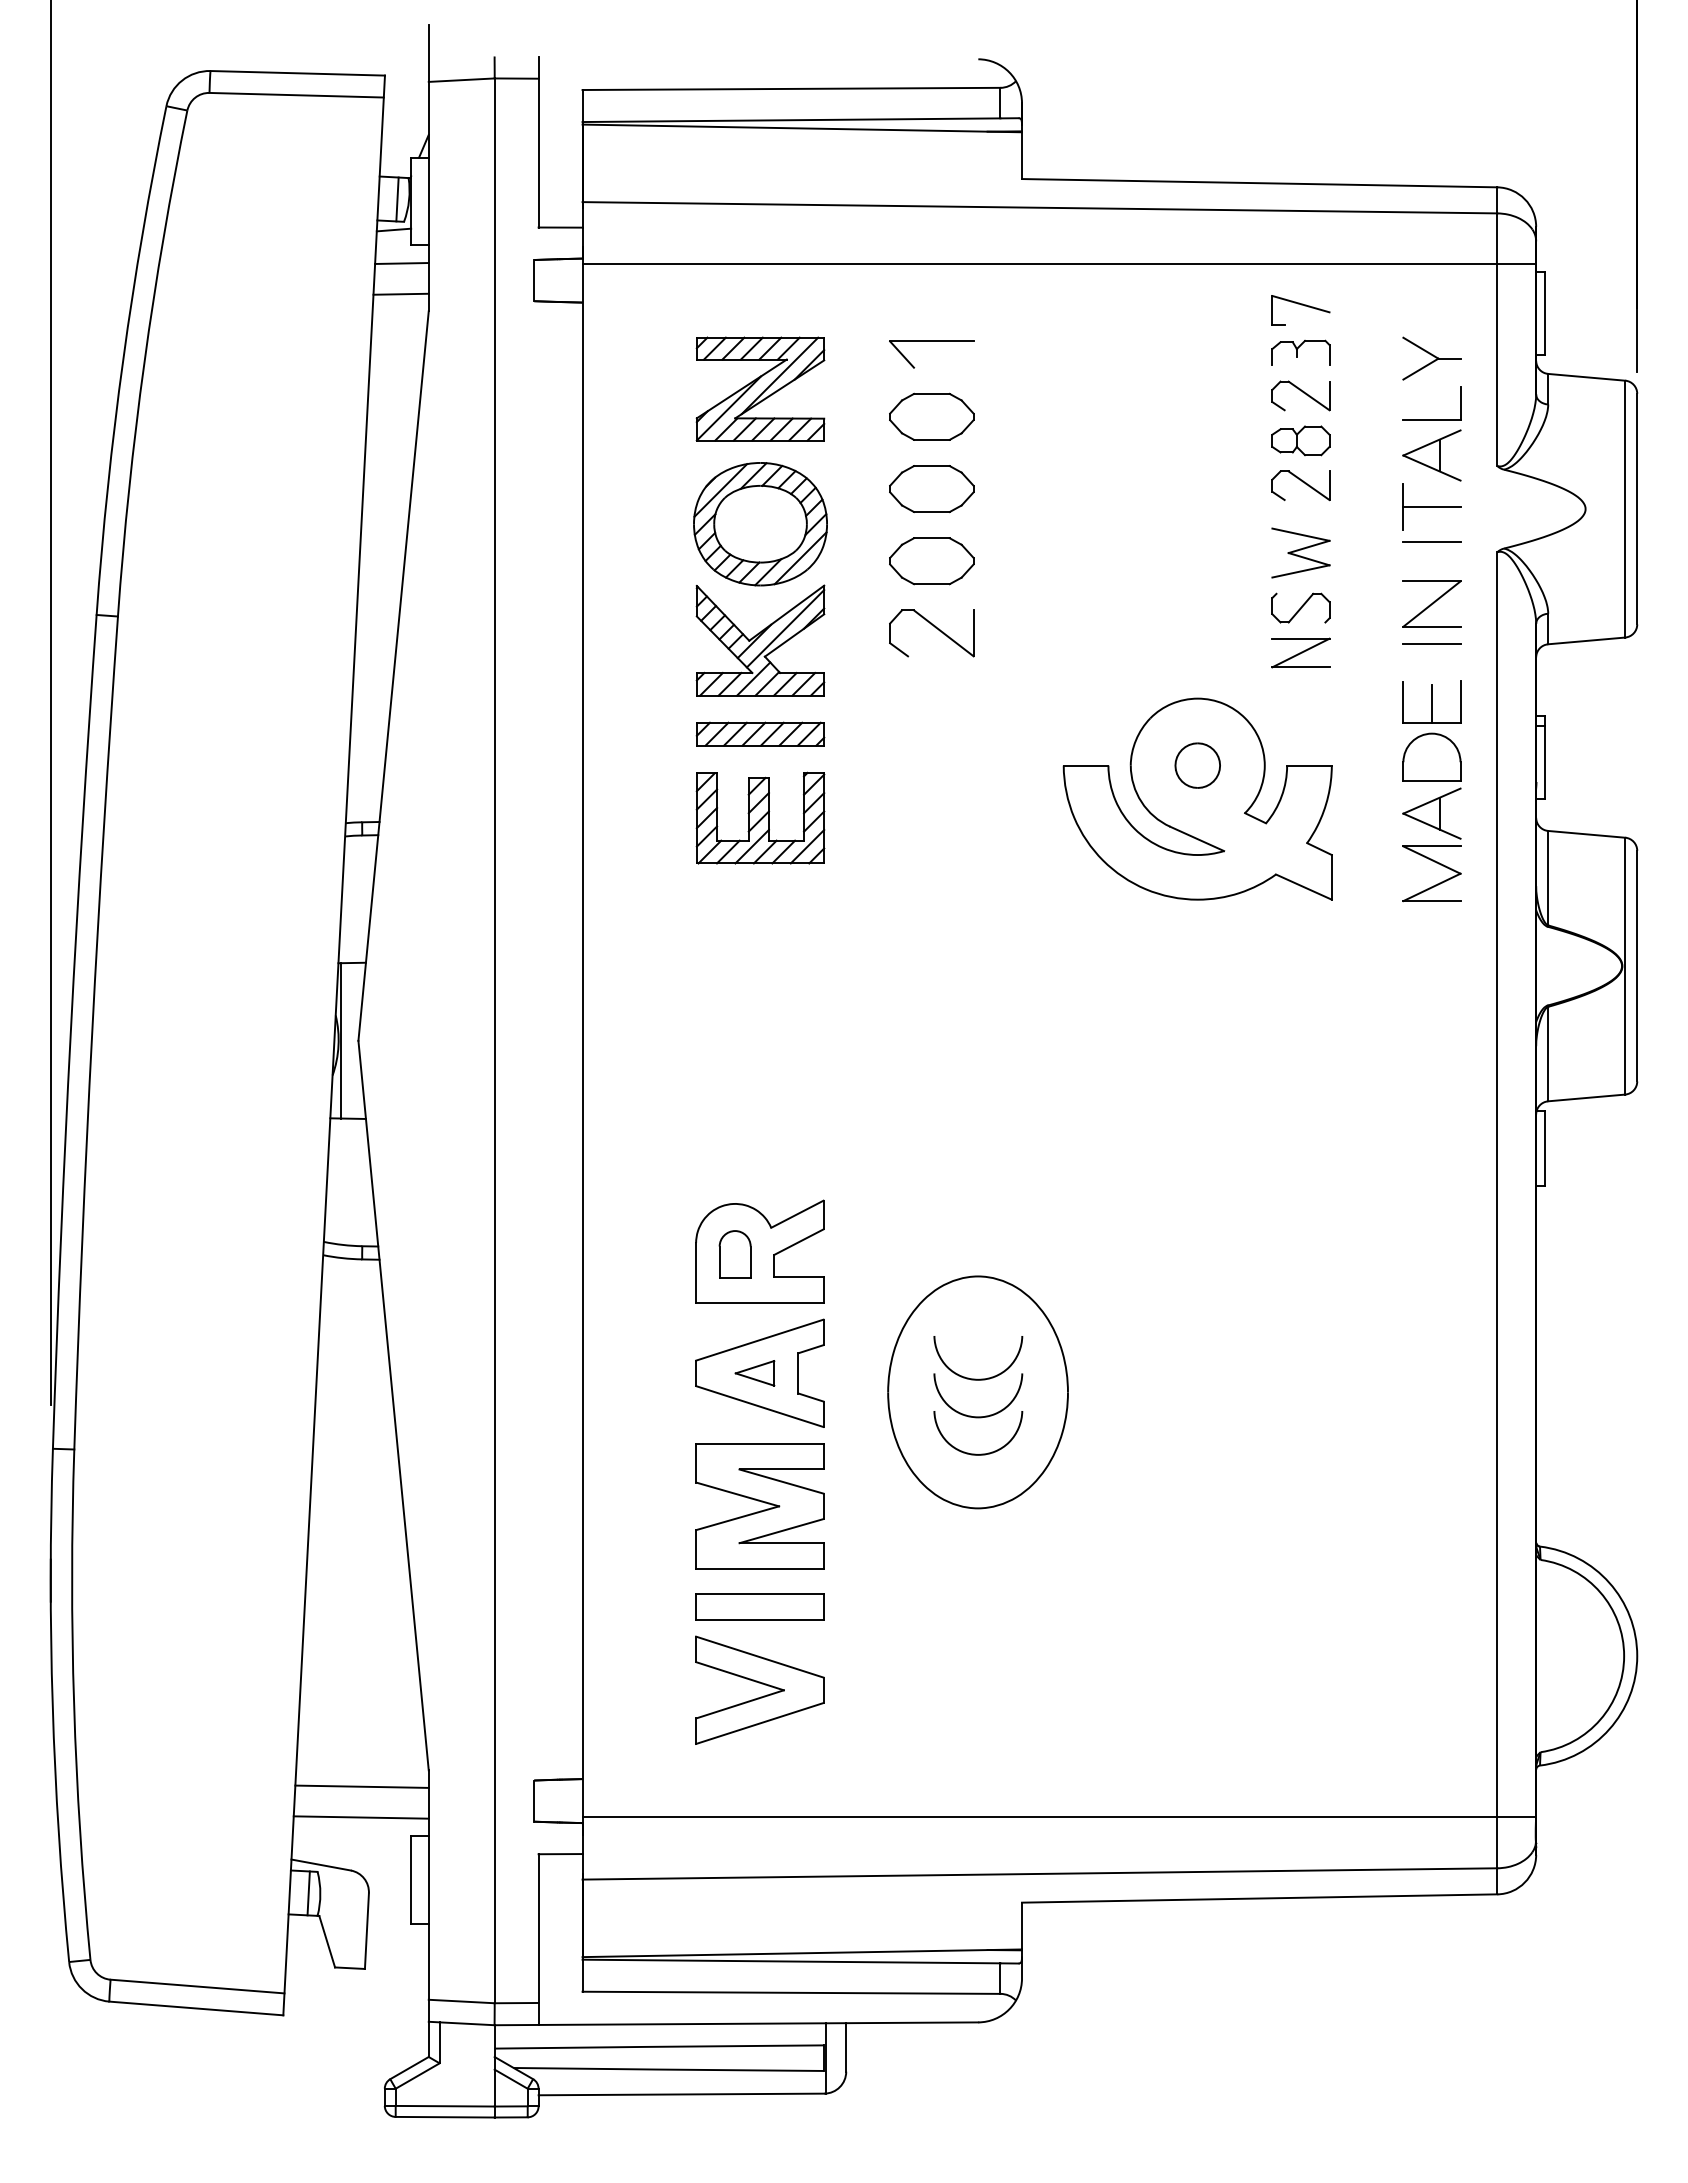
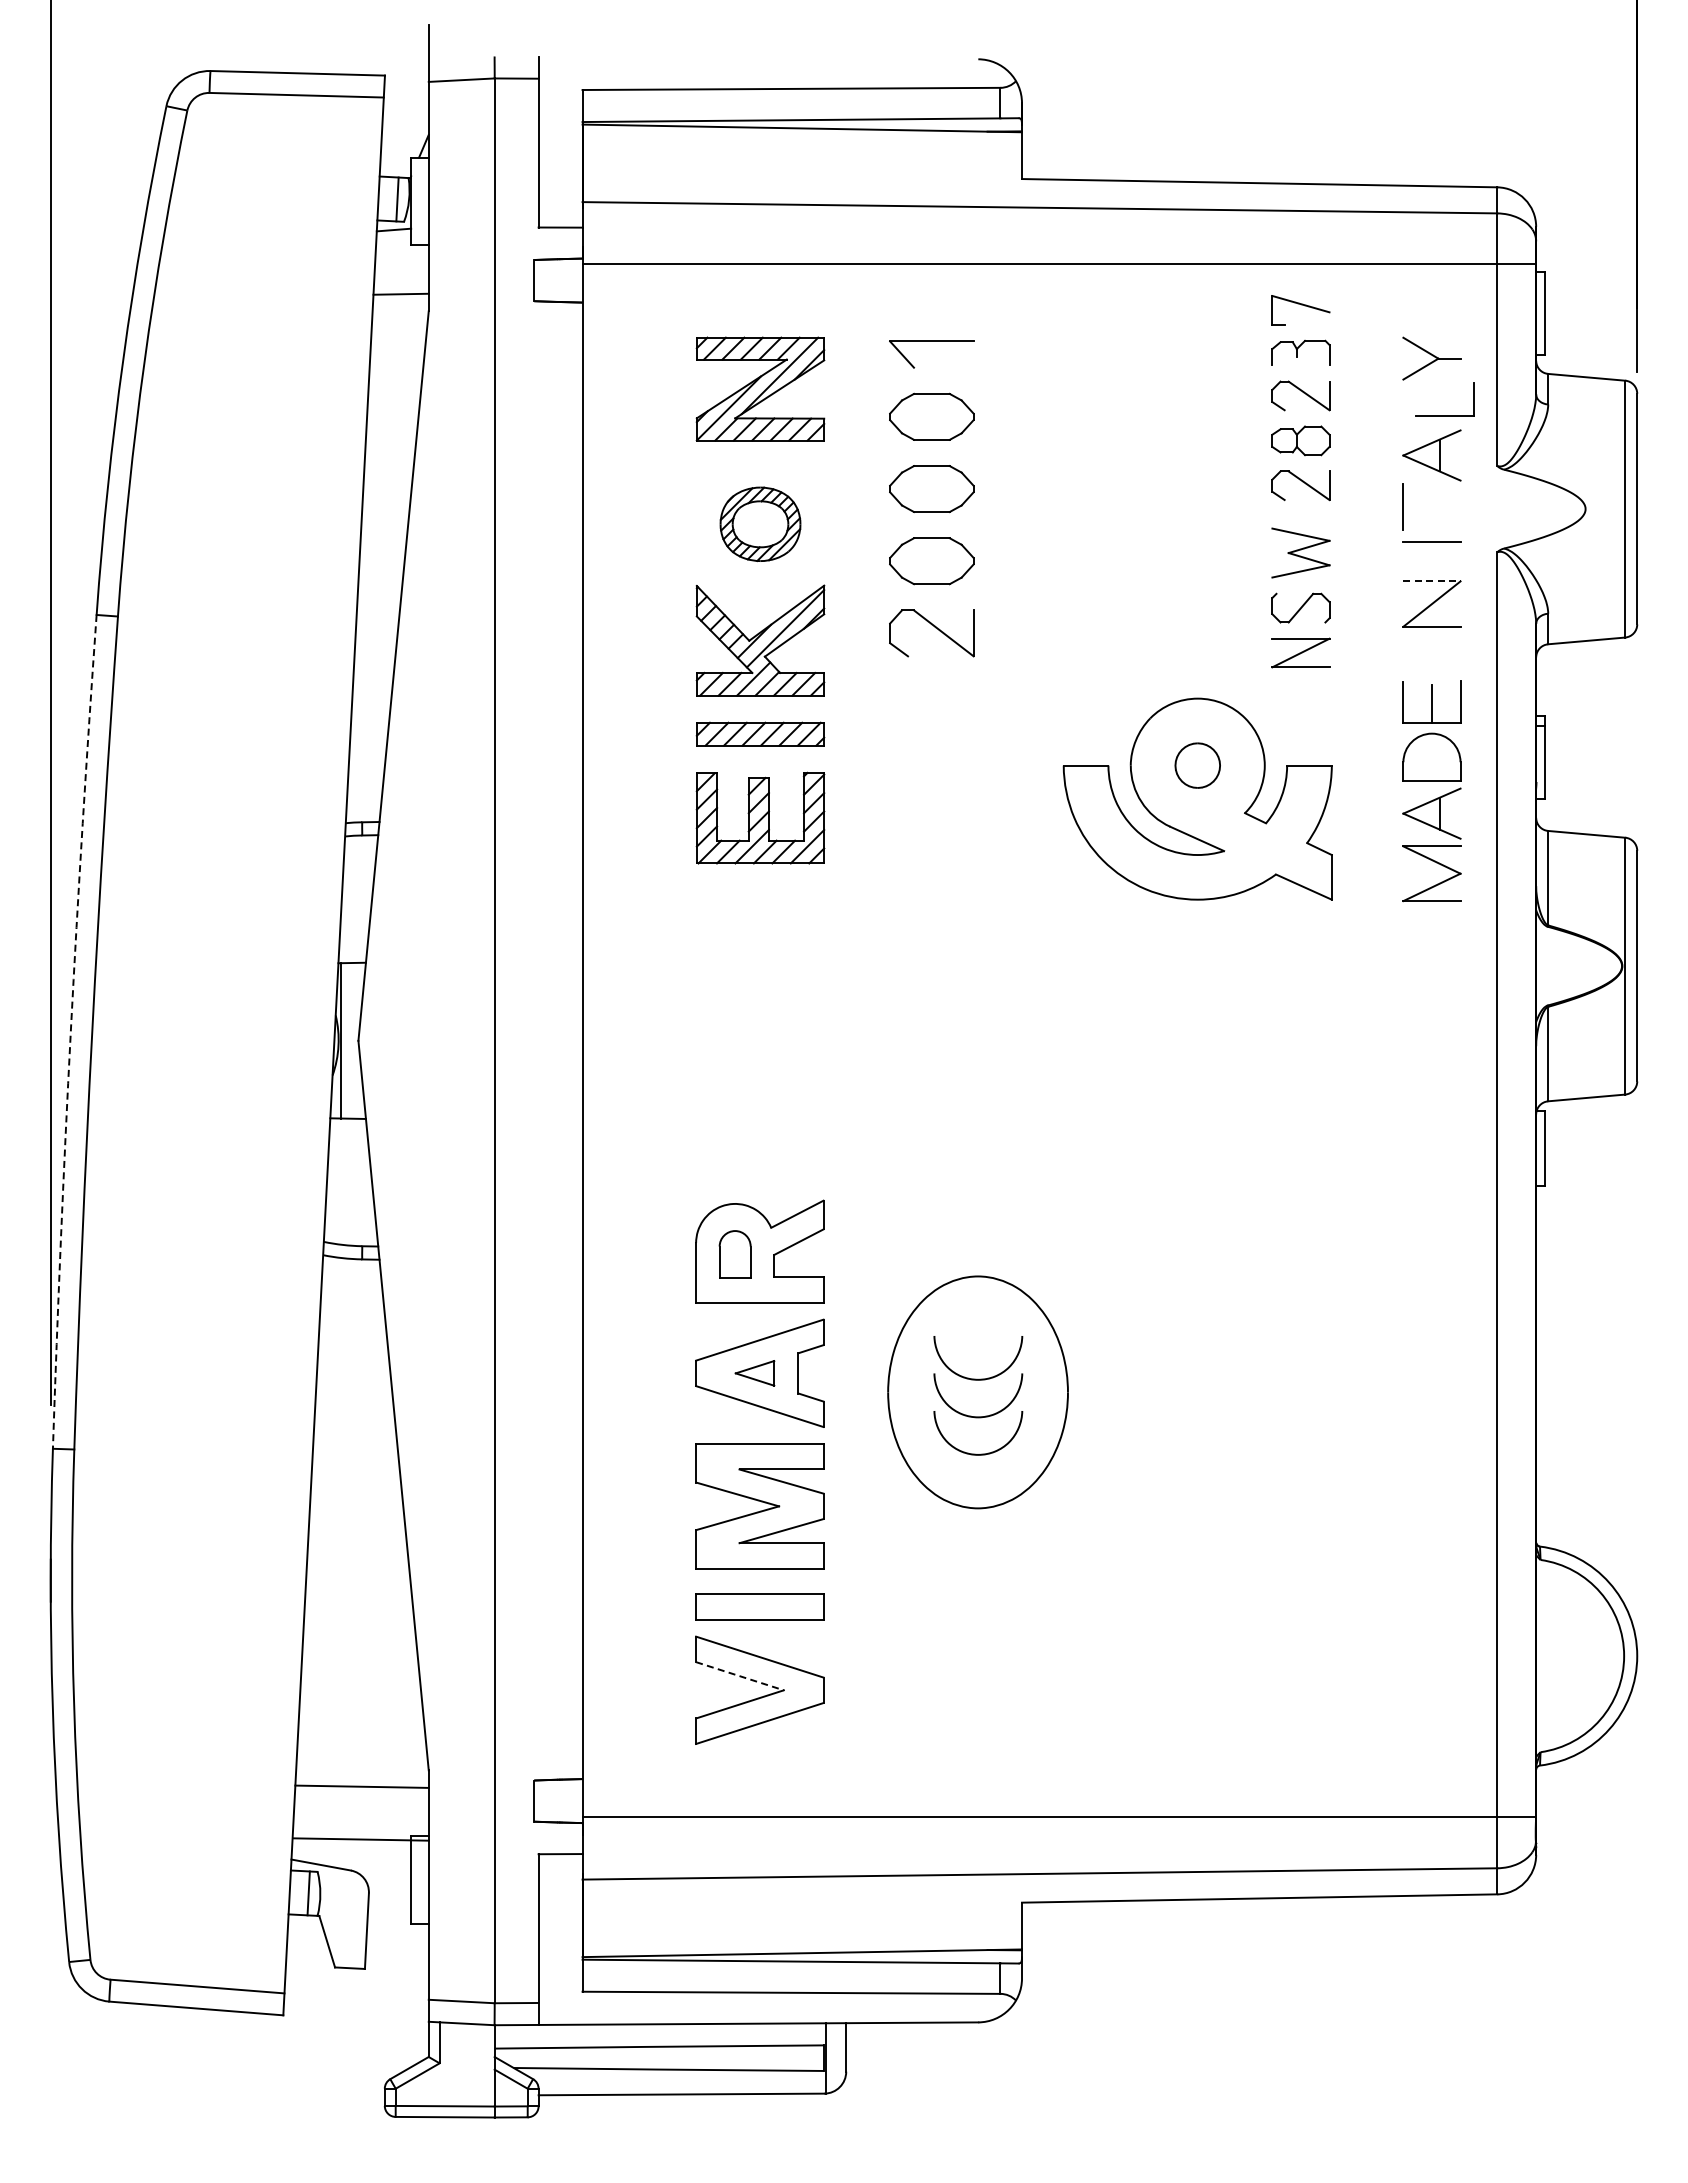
line: present -> none (401, 263)
part position: (1431, 419) -> (1444, 415) (1444, 415)
line: present -> none (1431, 506)
part size: 135x125 px -> 83x76 px (760, 523)
line: solid -> dashed (1431, 581)
line: present -> none (1431, 643)
arc: solid -> dashed (70, 1031)
line: solid -> dashed (740, 1676)
line position: (360, 1817) -> (360, 1839) (360, 1839)
